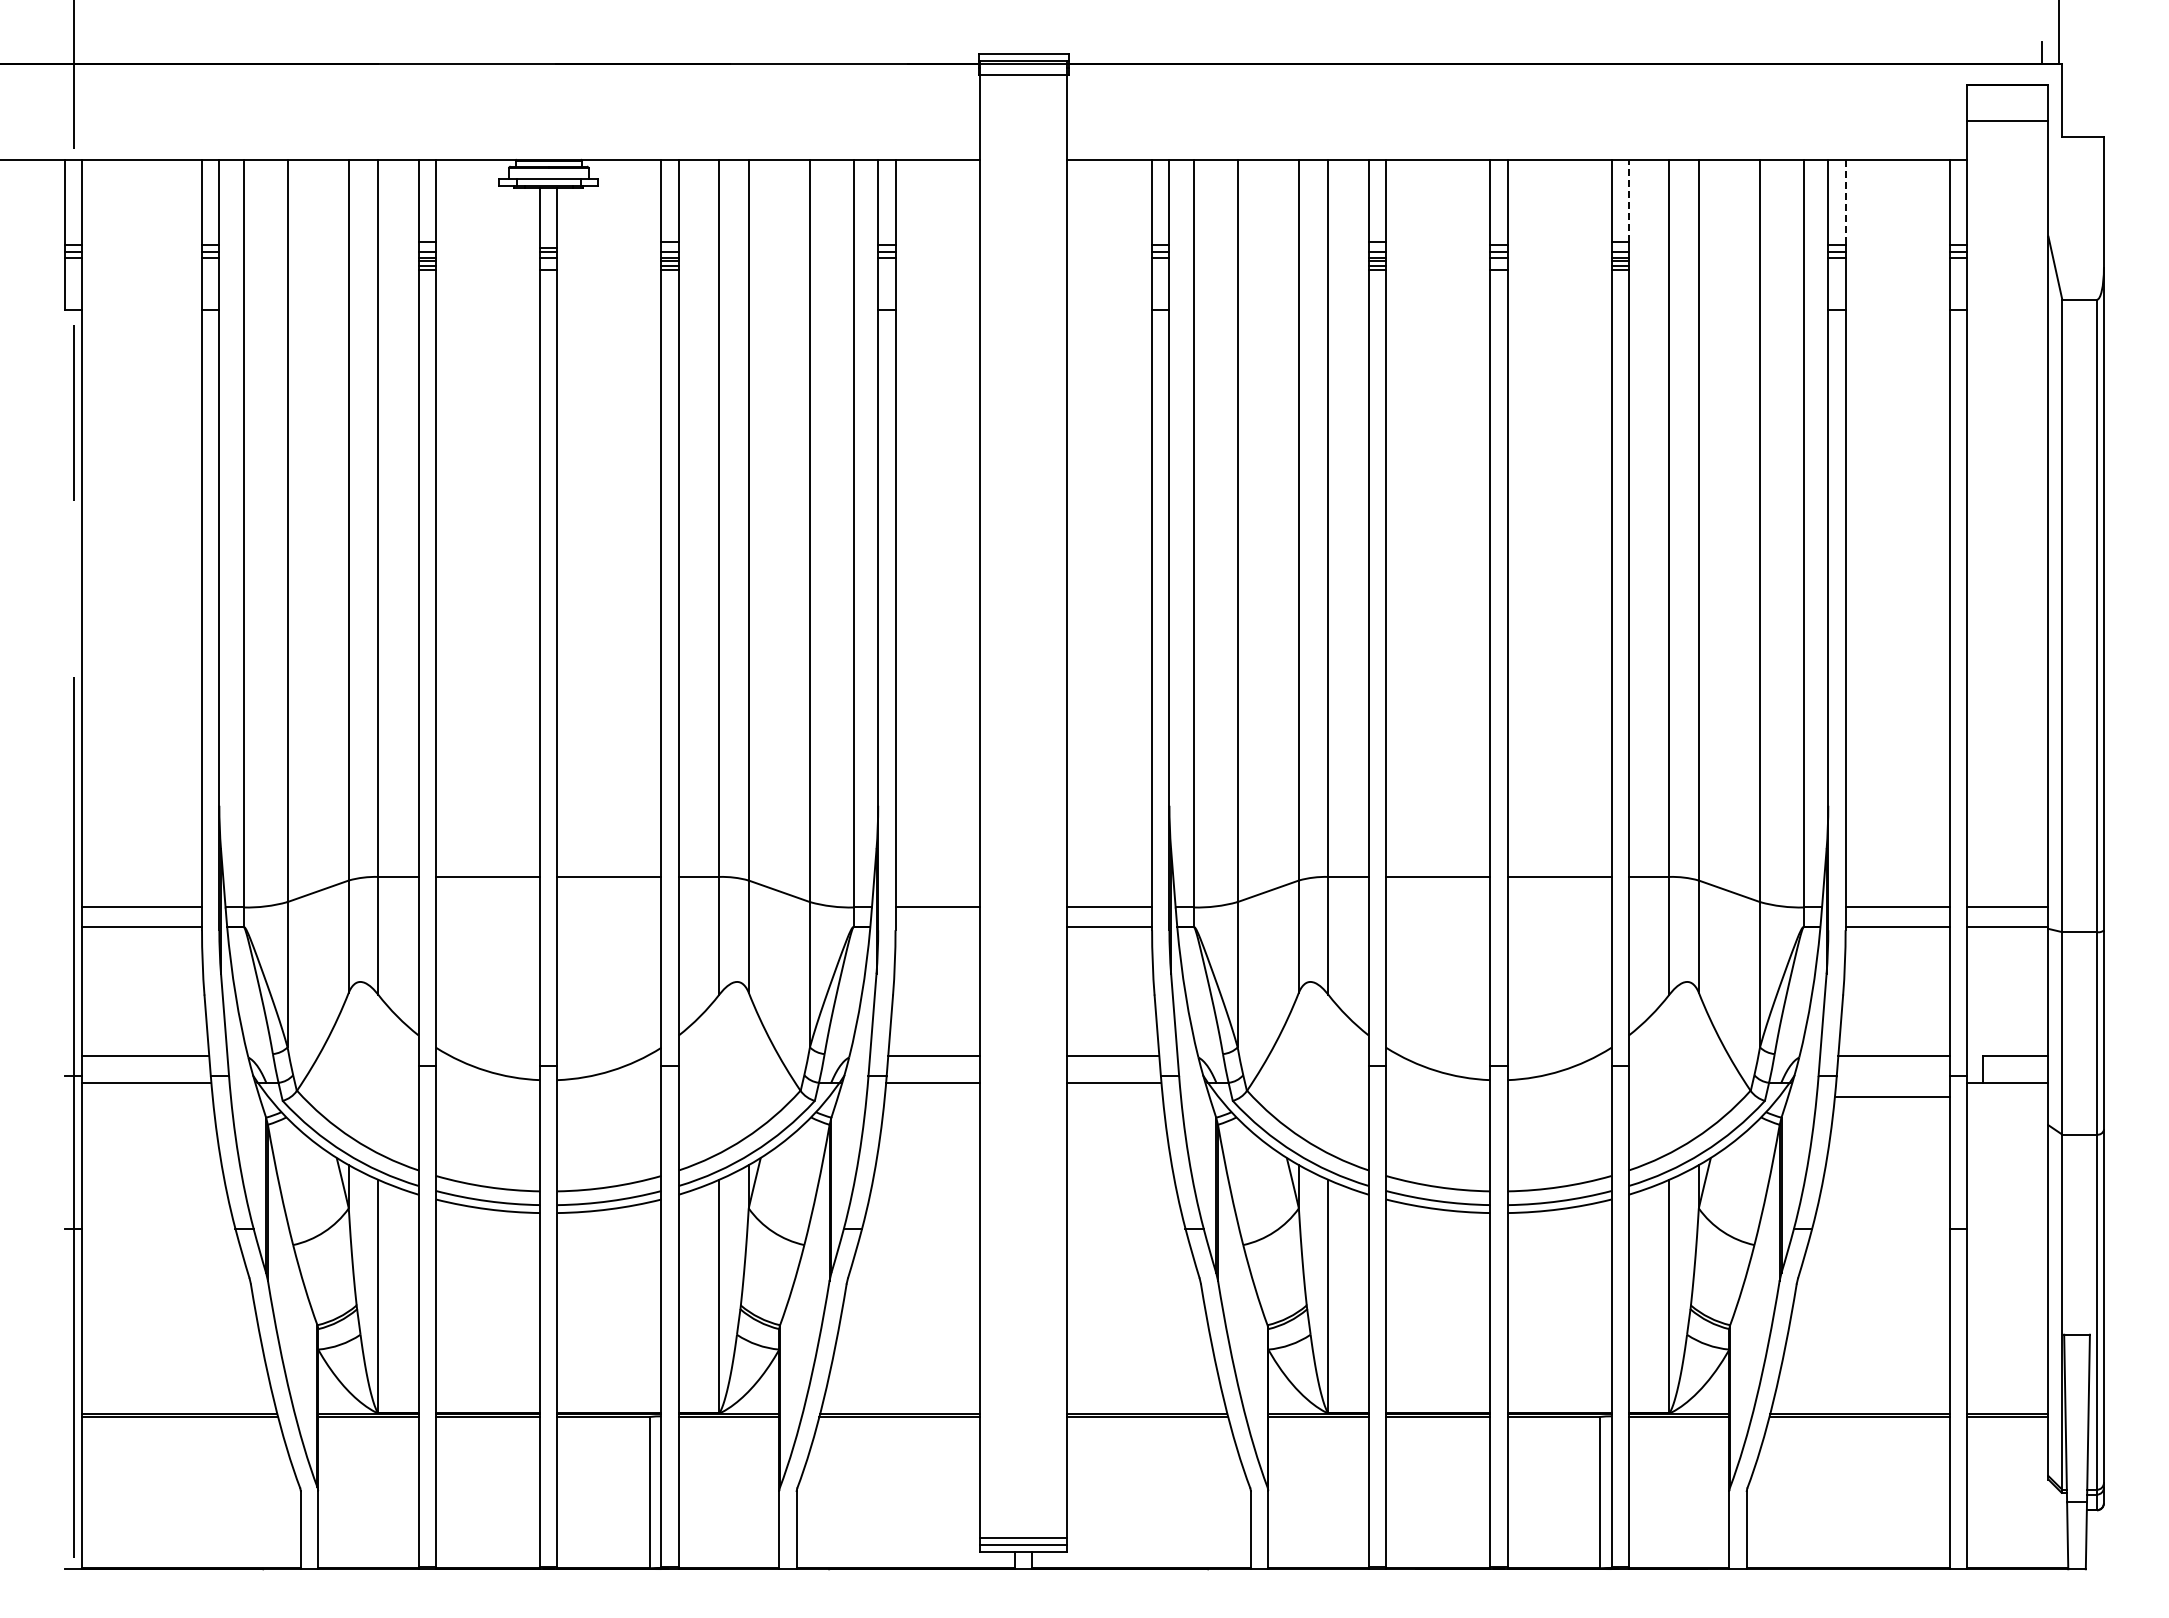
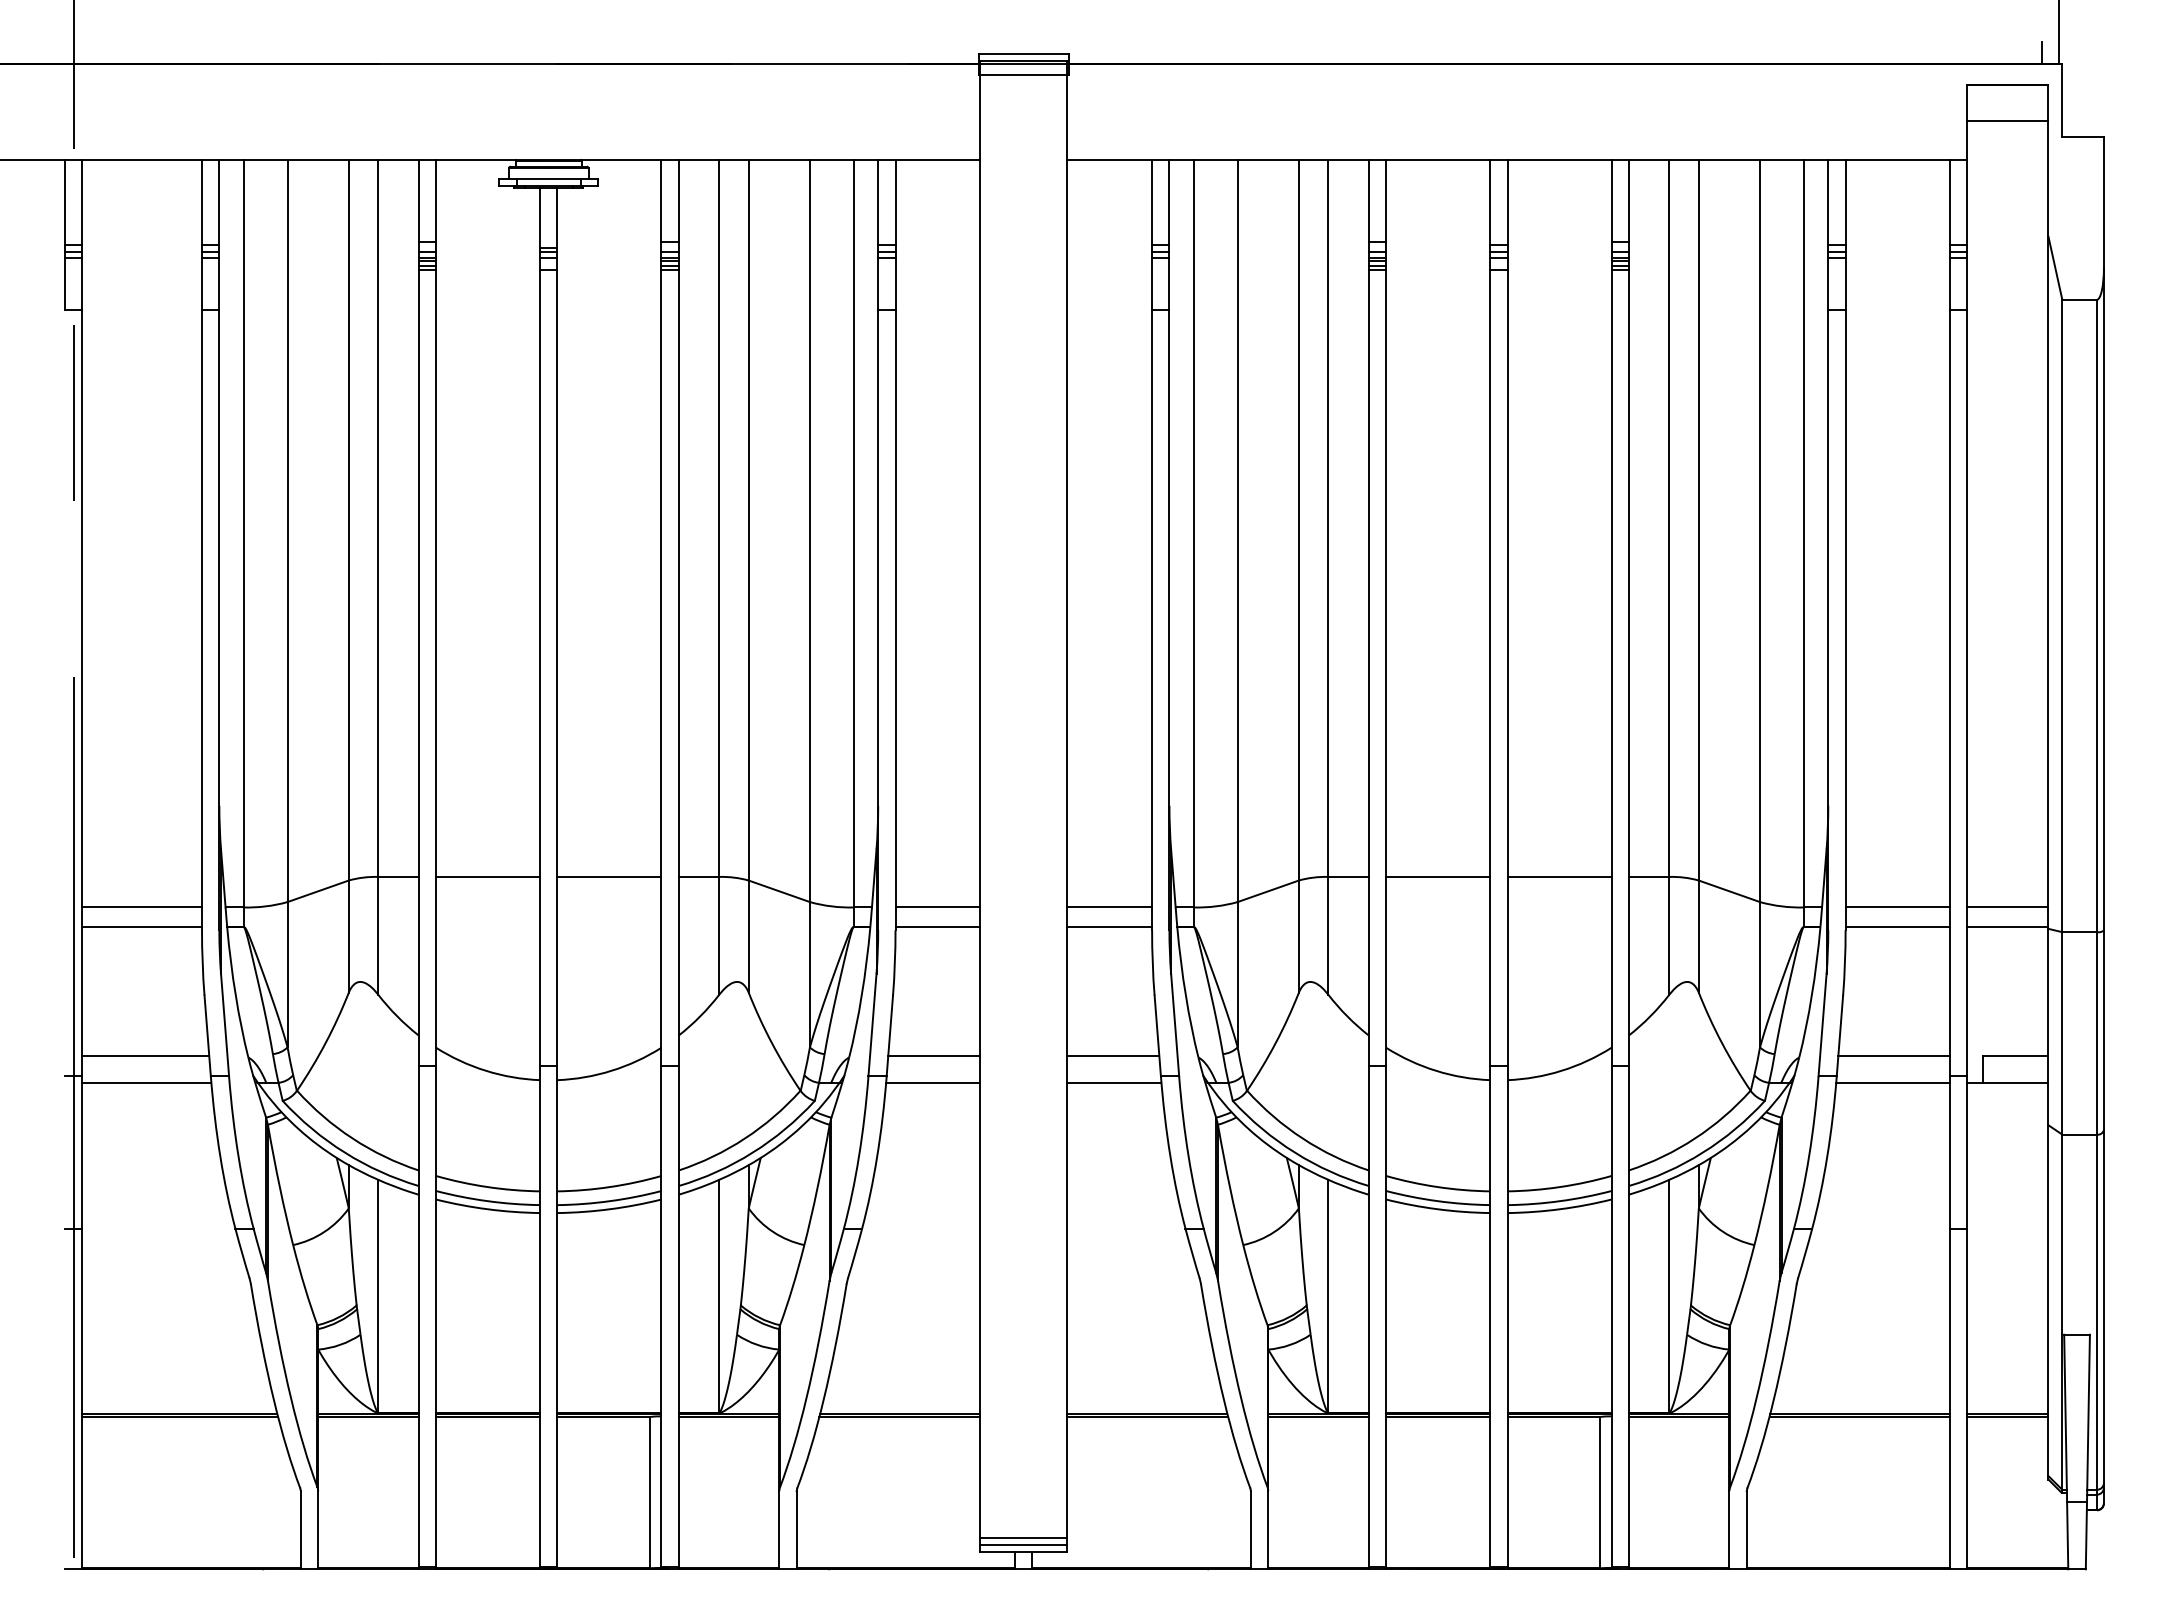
line: dashed -> solid (1628, 200)
line: dashed -> solid (1845, 202)
line: none -> present (937, 926)
line position: (1892, 1096) -> (1892, 1082) (1892, 1082)
